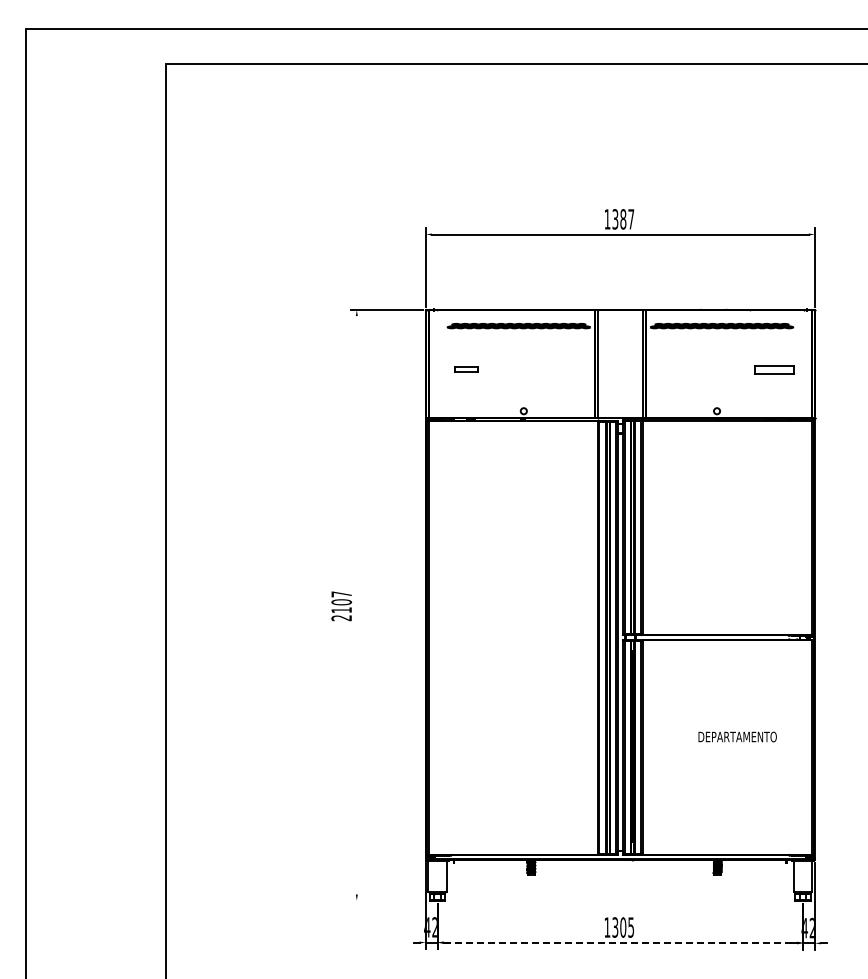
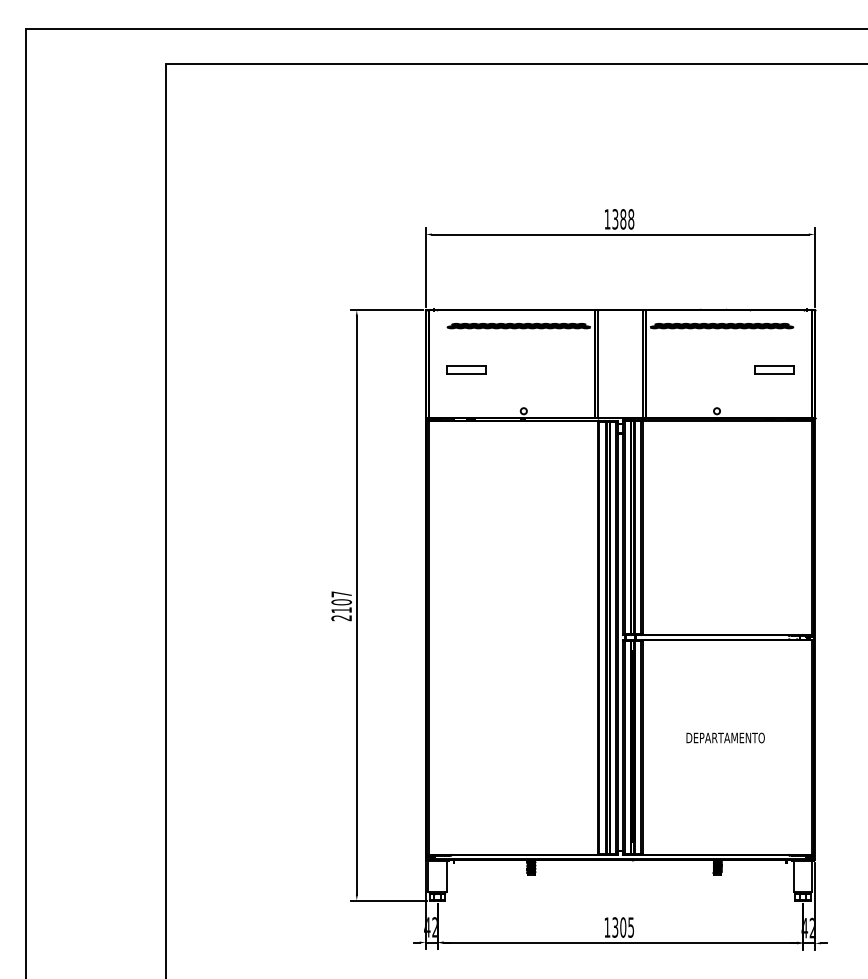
text: 1387 -> 1388 (631, 219)
part size: 25x7 px -> 41x10 px (466, 369)
line: none -> present (356, 605)
text position: (737, 736) -> (725, 737) (725, 737)
line: none -> present (388, 900)
line: dashed -> solid (620, 942)
